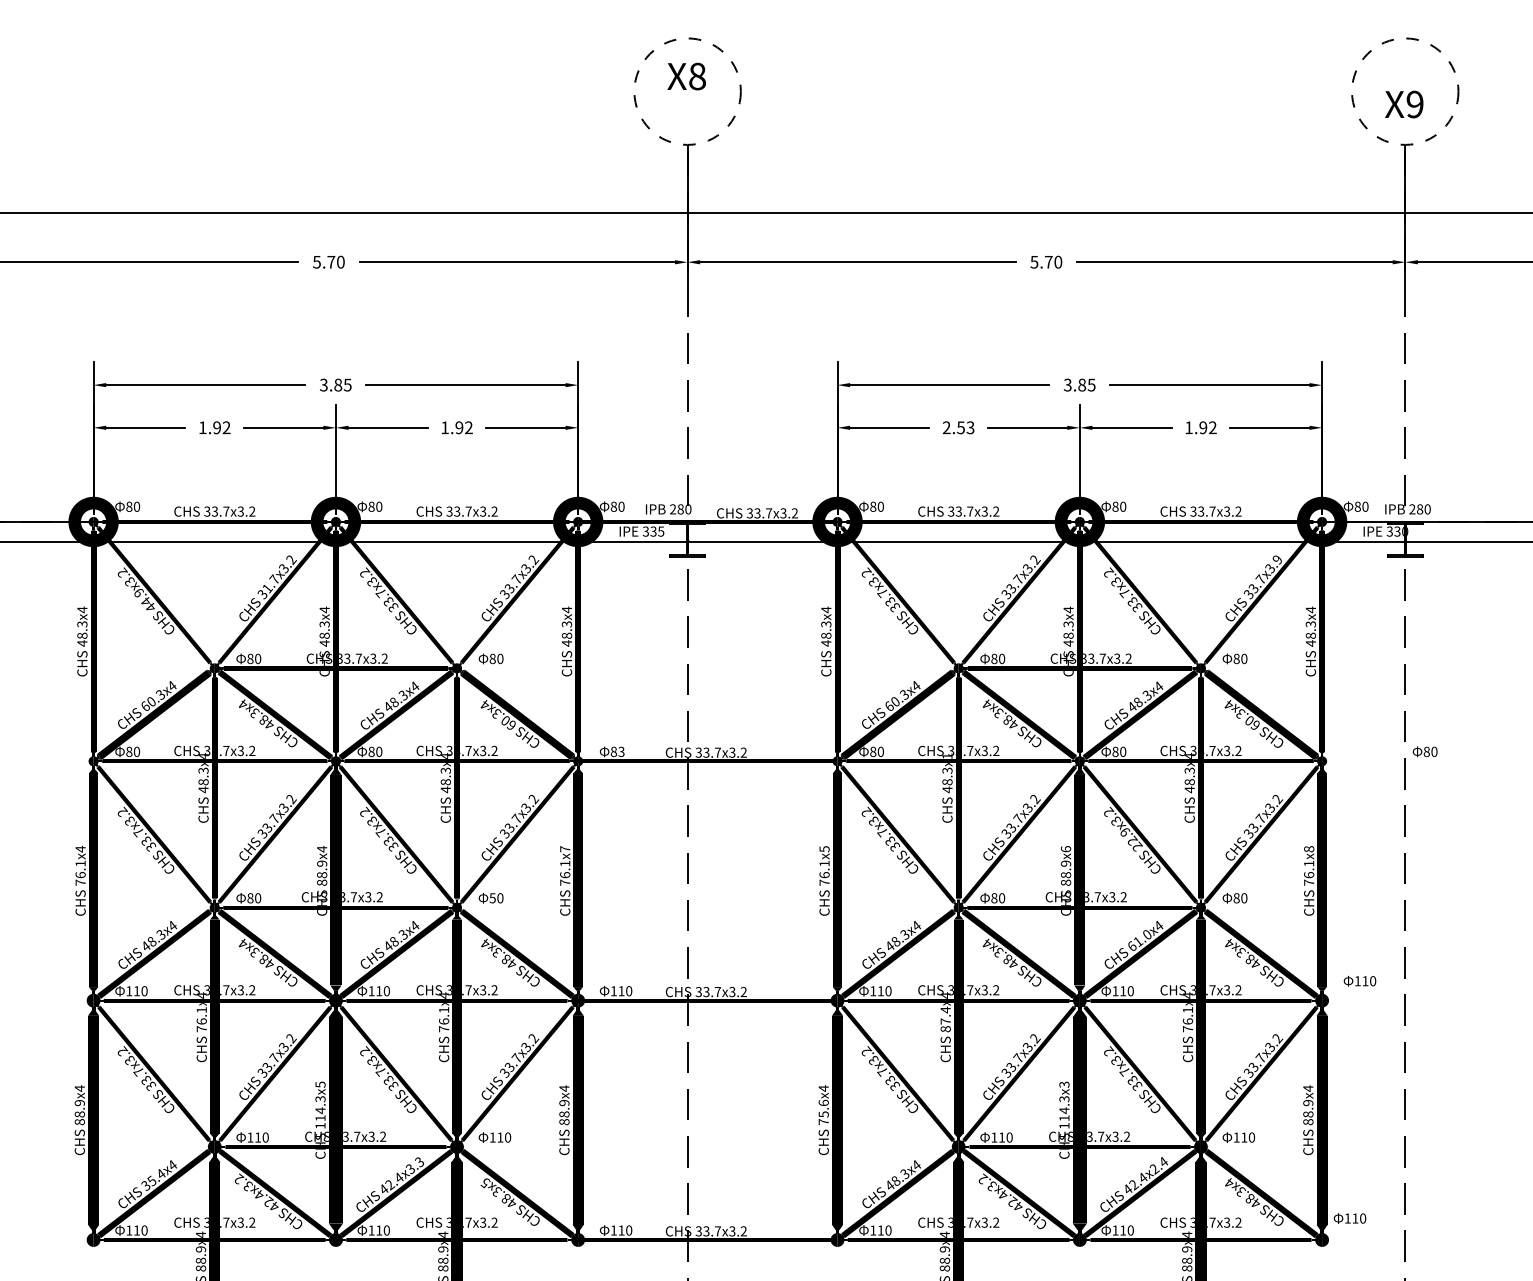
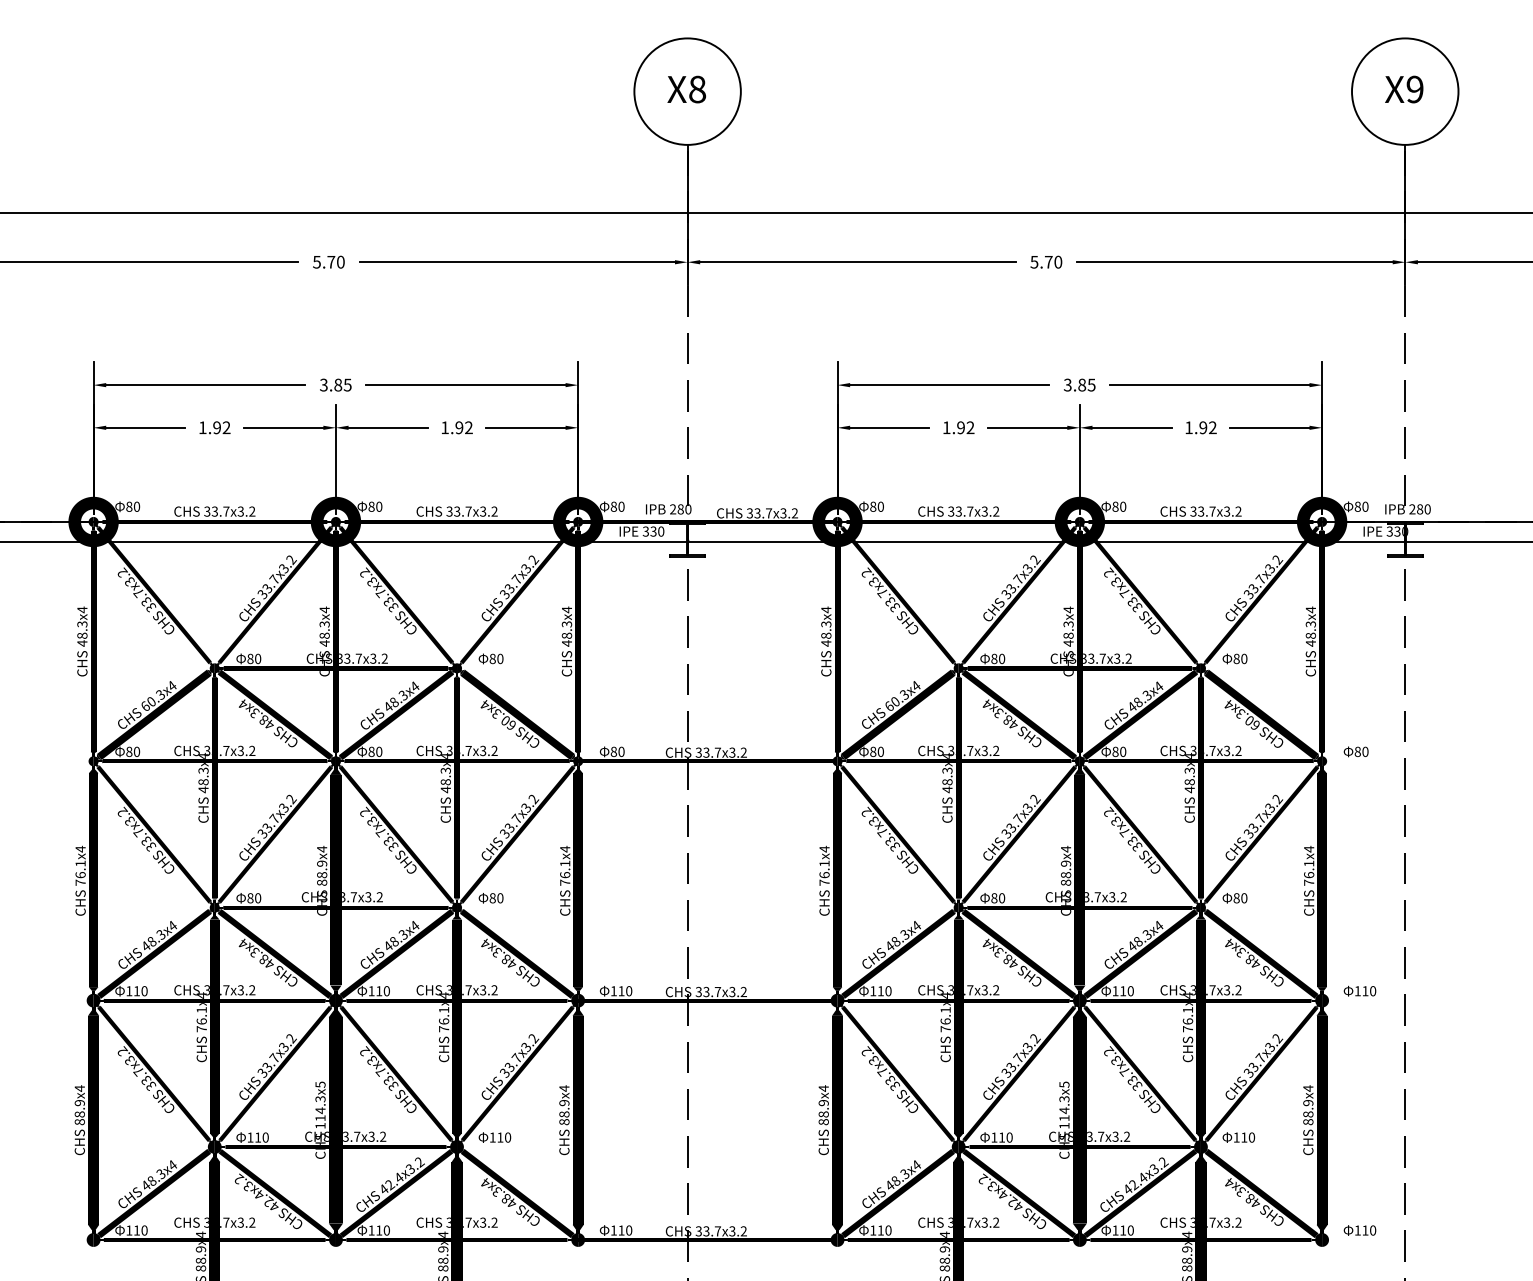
text position: (686, 76) -> (686, 89) (686, 89)
circle: dashed -> solid (687, 91)
circle: dashed -> solid (1405, 91)
text position: (1404, 104) -> (1404, 89) (1404, 89)
text: 2.53 -> 1.92 (958, 427)
text: 335 -> 330 (661, 531)
text: 33.7x3.9 -> 33.7x3.2 (1277, 560)
text: 31.7x3.2 -> 33.7x3.2 (267, 588)
text: 44.9x3.2 -> 33.7x3.2 (144, 600)
text: 83 -> 80 (621, 751)
text position: (1424, 751) -> (1355, 751) (1355, 751)
text: 48.3x1 -> 48.3x4 (947, 755)
text: 22.9x3.2 -> 33.7x3.2 (1130, 839)
text: 76.1x5 -> 76.1x4 (824, 848)
text: 88.9x6 -> 88.9x4 (1065, 848)
text: 76.1x8 -> 76.1x4 (1309, 848)
text: 76.1x7 -> 76.1x4 (565, 849)
text: 50 -> 80 (492, 898)
text: 61.0x4 -> 48.3x4 (1139, 940)
text position: (1359, 980) -> (1359, 990) (1359, 990)
text: 87.4x4 -> 76.1x4 (945, 1019)
text: 114.3x3 -> 114.3x5 (1063, 1084)
text: 75.6x4 -> 88.9x4 (823, 1112)
text: 42.4x3.3 -> 42.4x3.2 (419, 1162)
text: 42.4x2.4 -> 42.4x3.2 (1160, 1165)
text: 35.4x4 -> 48.3x4 (153, 1179)
text: 48.3x5 -> 48.3x4 (485, 1183)
text position: (1349, 1218) -> (1359, 1230) (1359, 1230)
